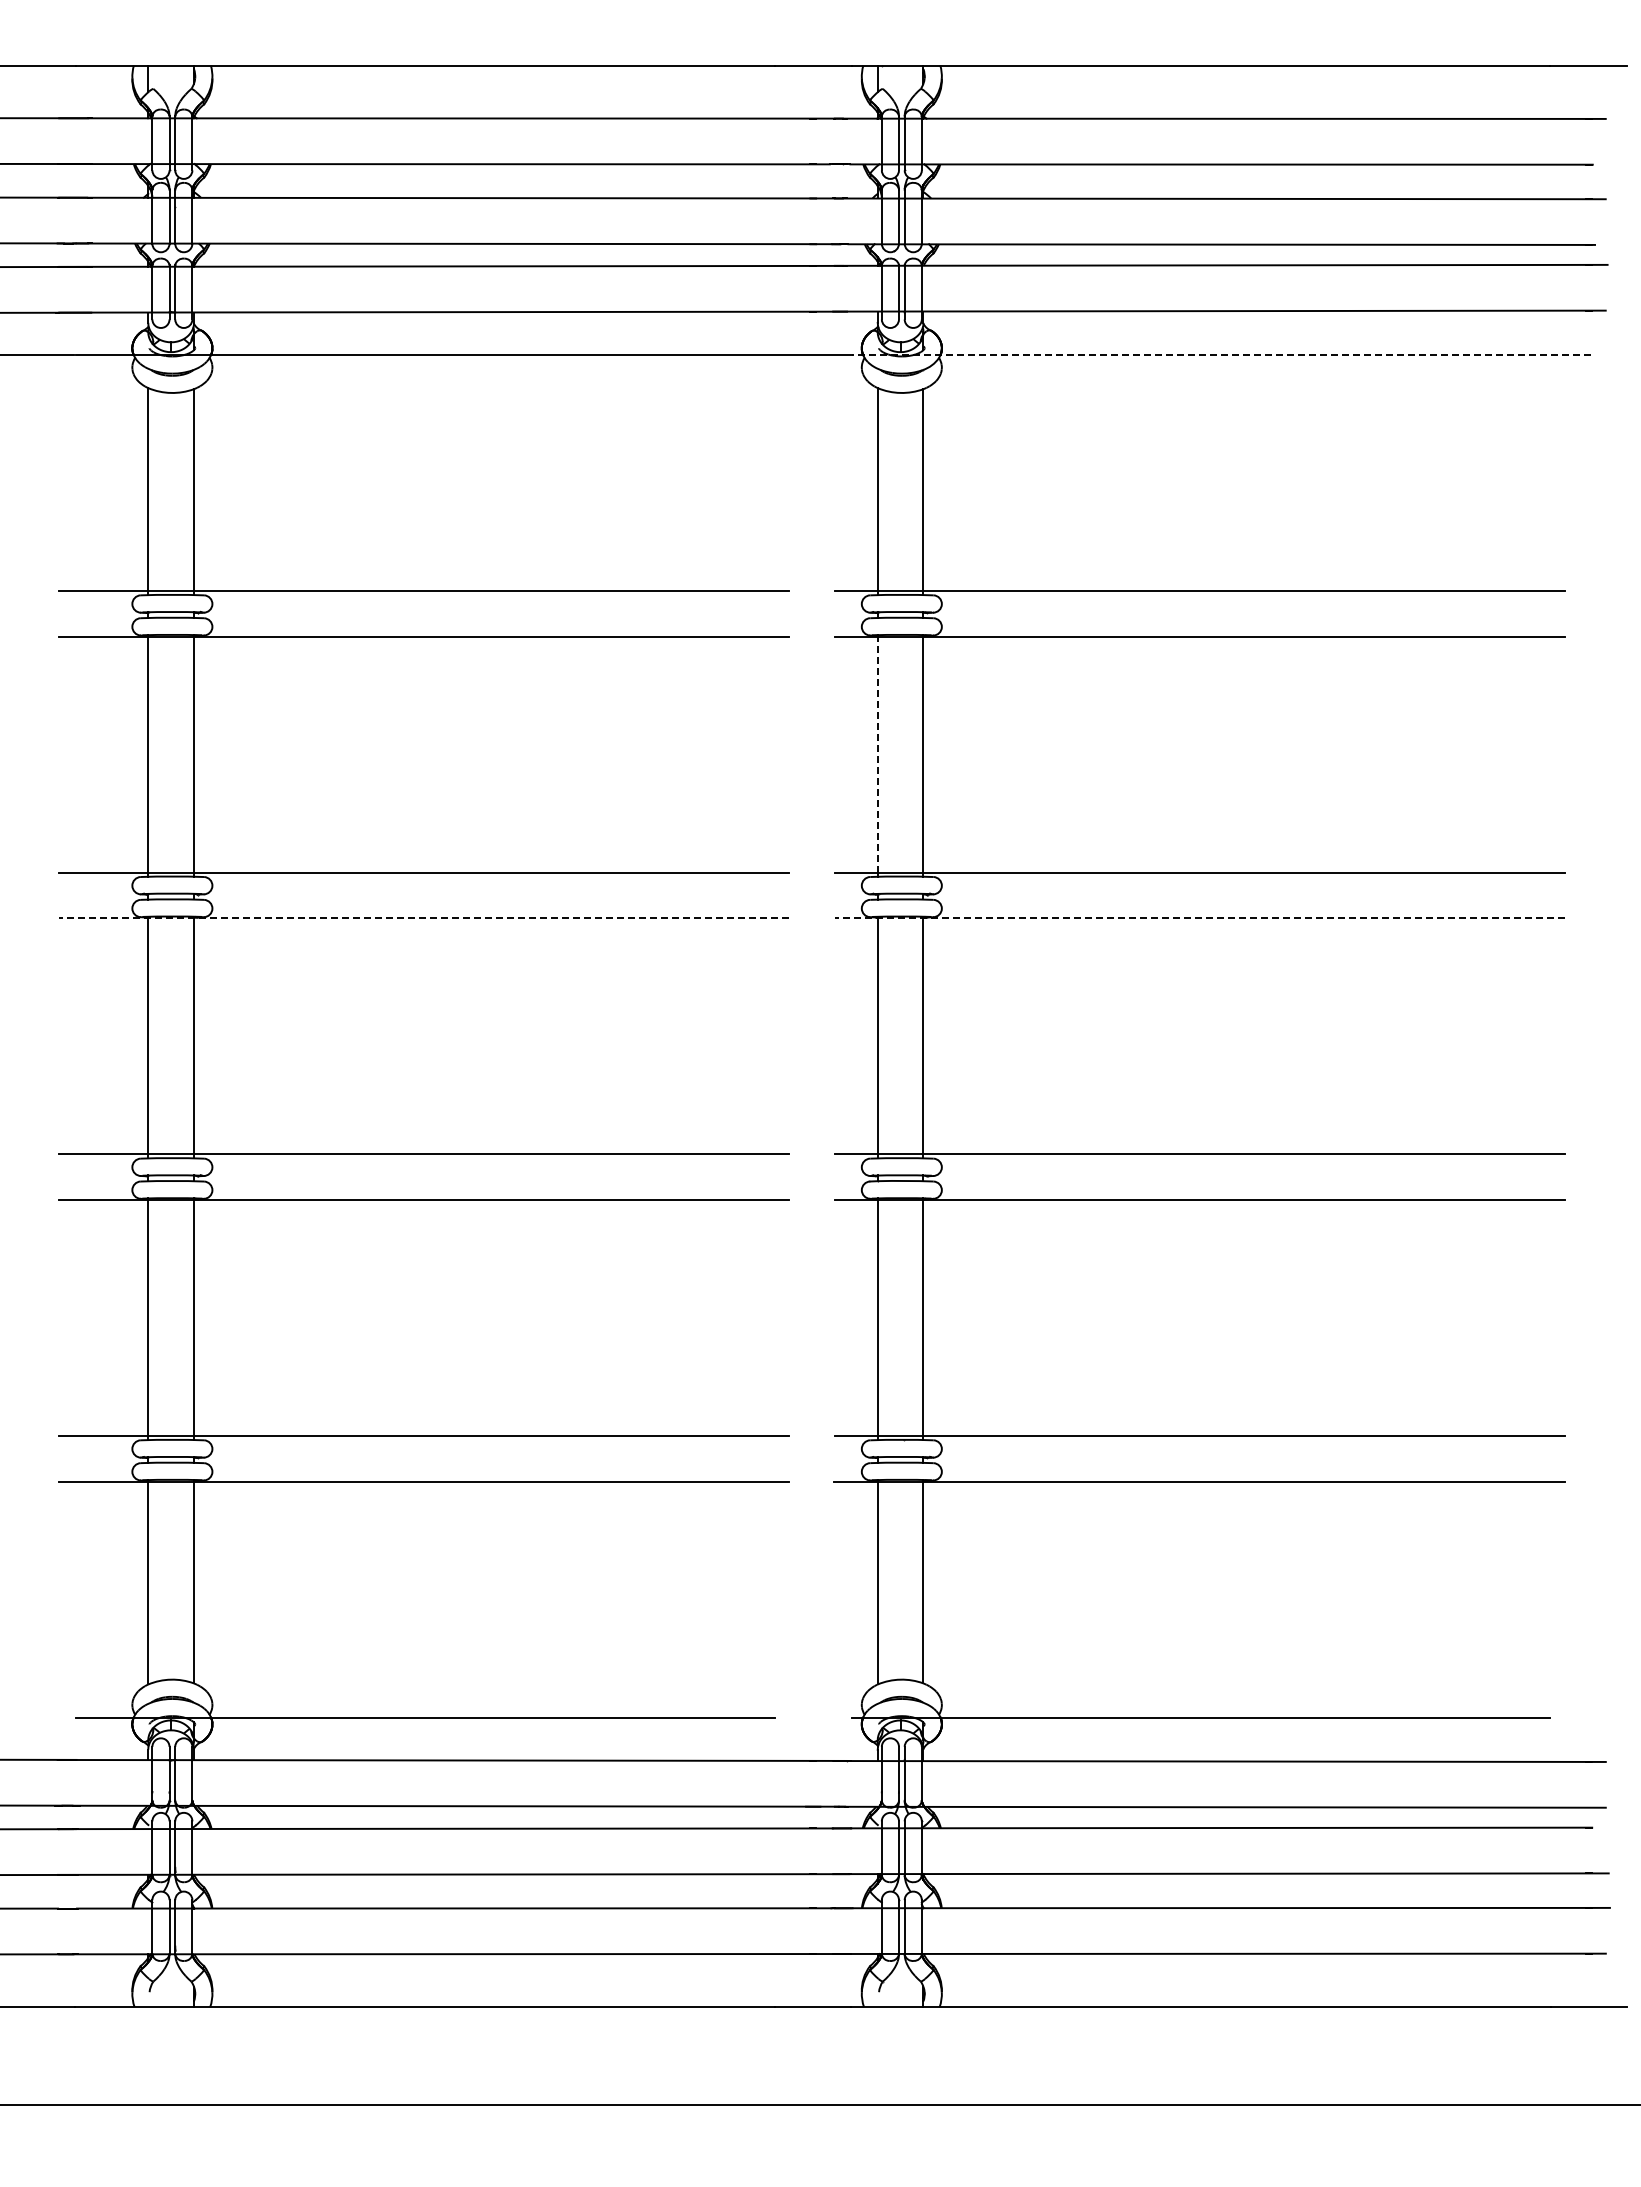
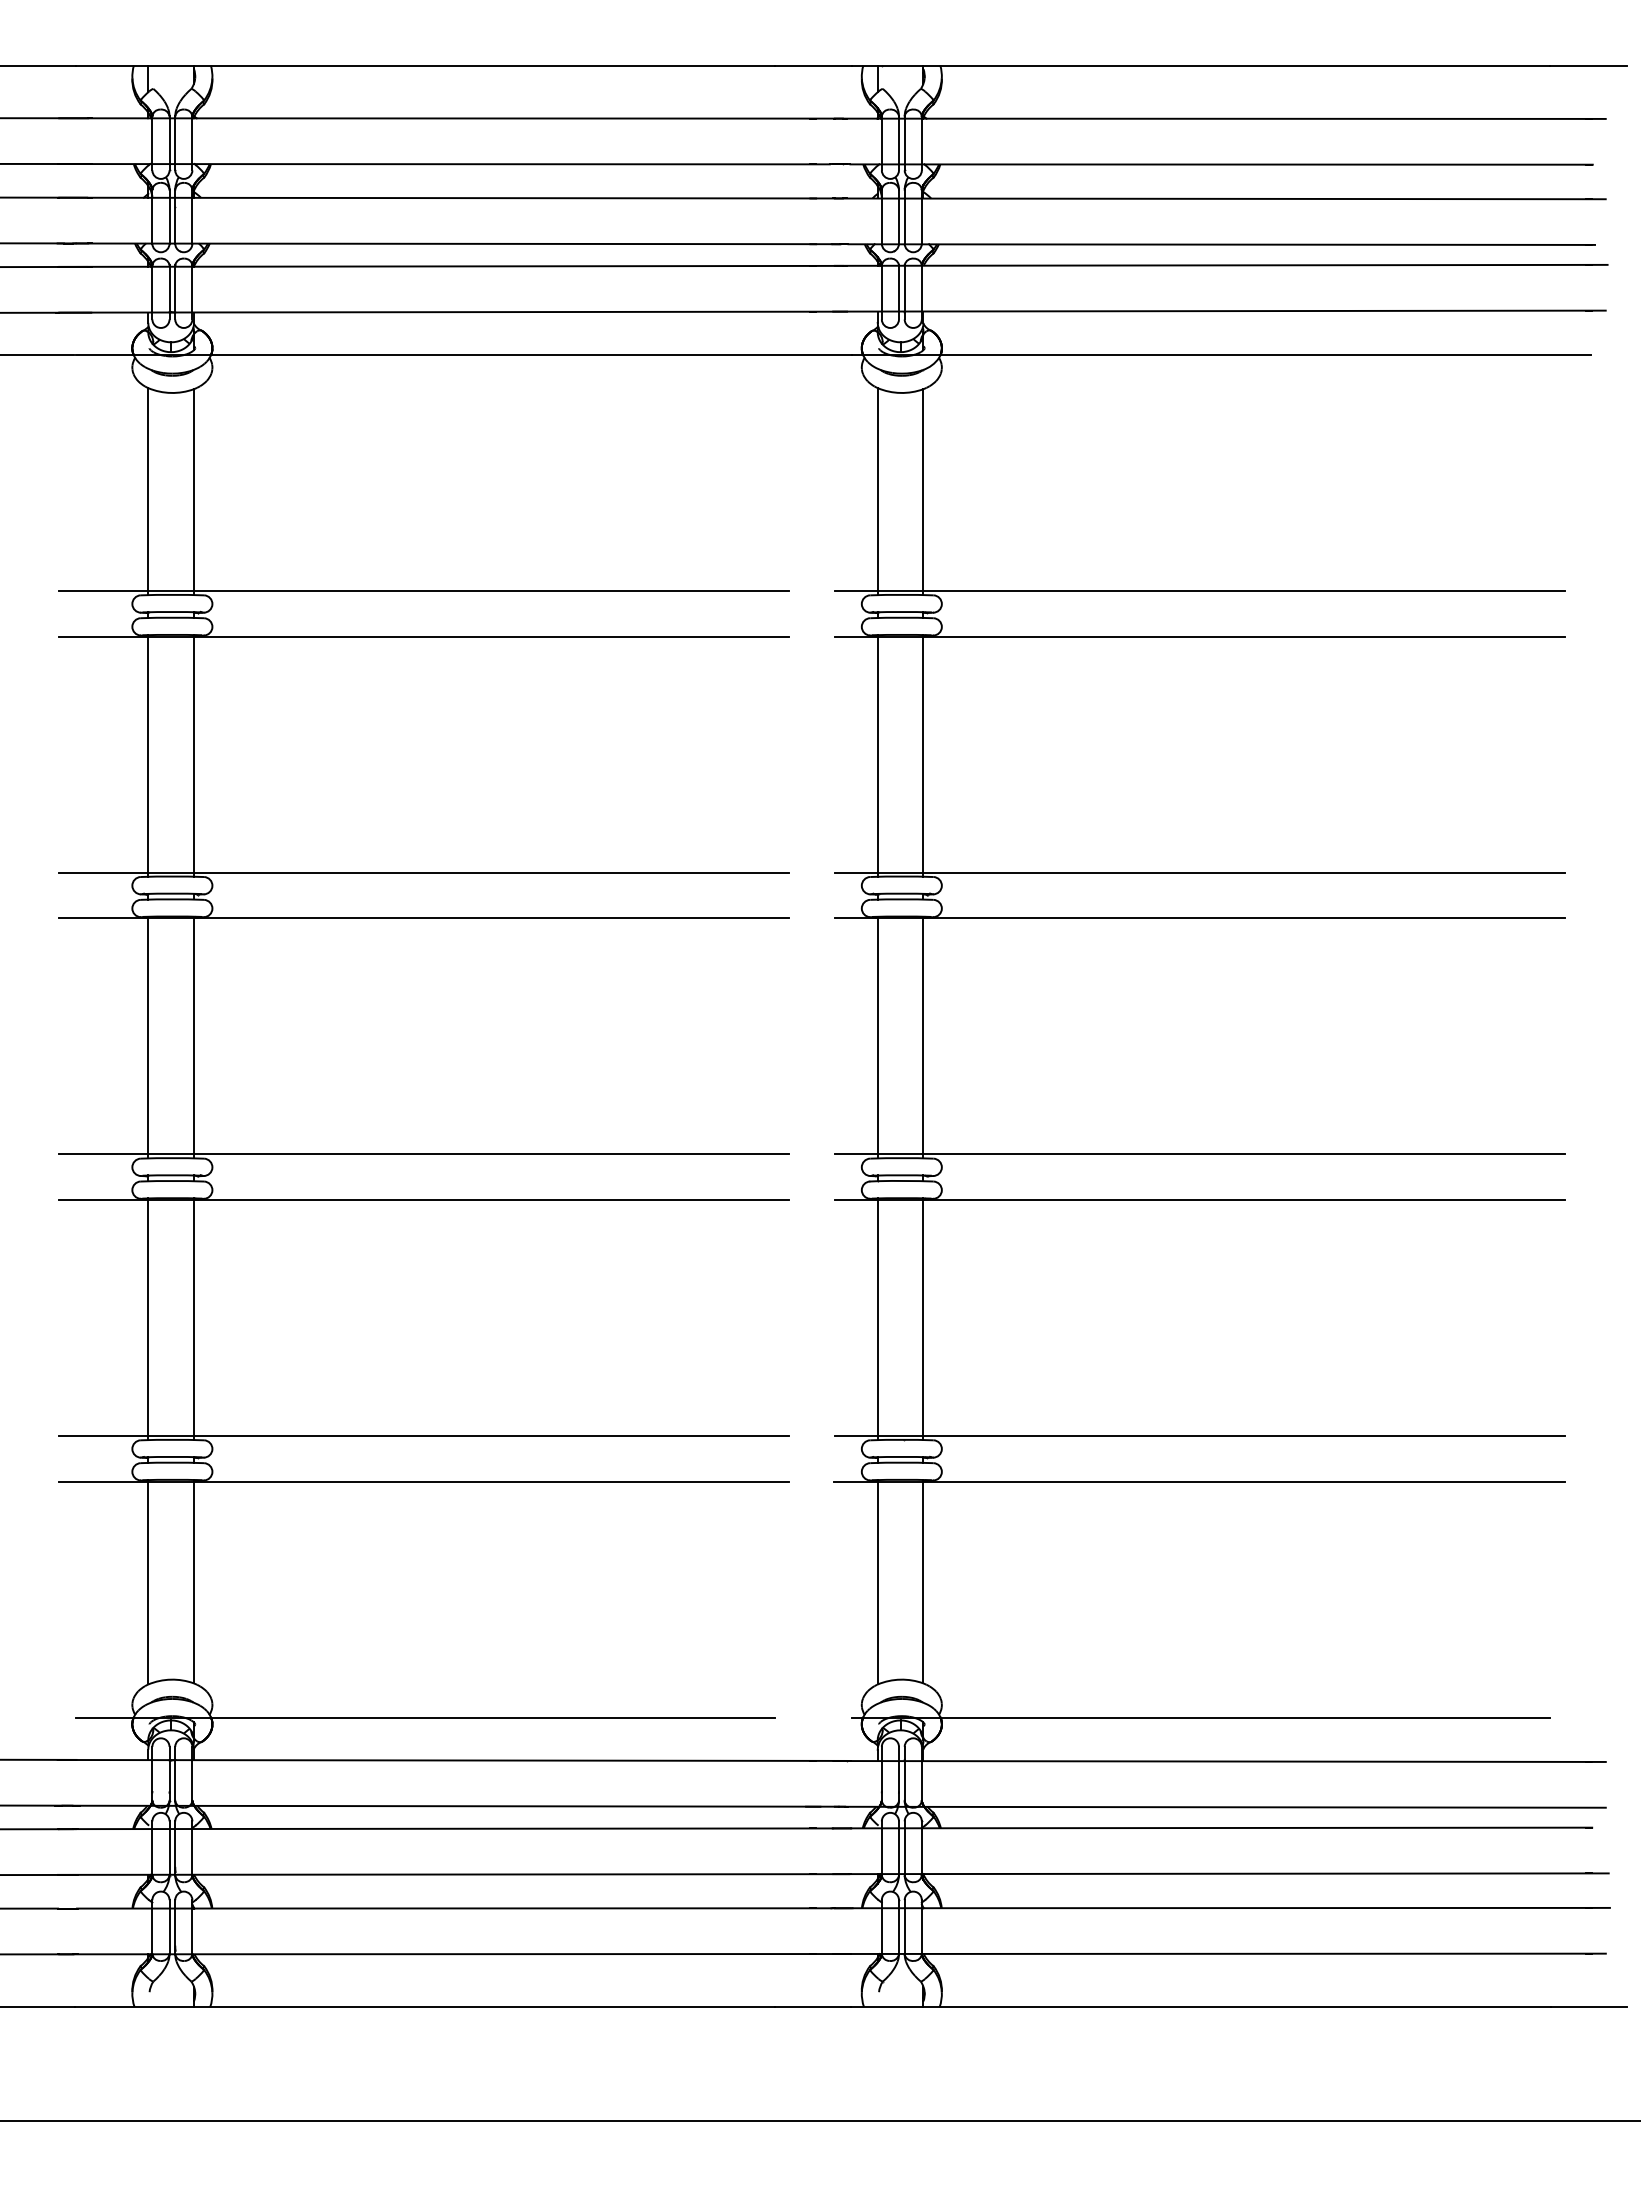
line: dashed -> solid (1221, 355)
line: dashed -> solid (877, 754)
line: dashed -> solid (424, 918)
line: dashed -> solid (1199, 918)
line position: (819, 2105) -> (819, 2121) (819, 2121)
